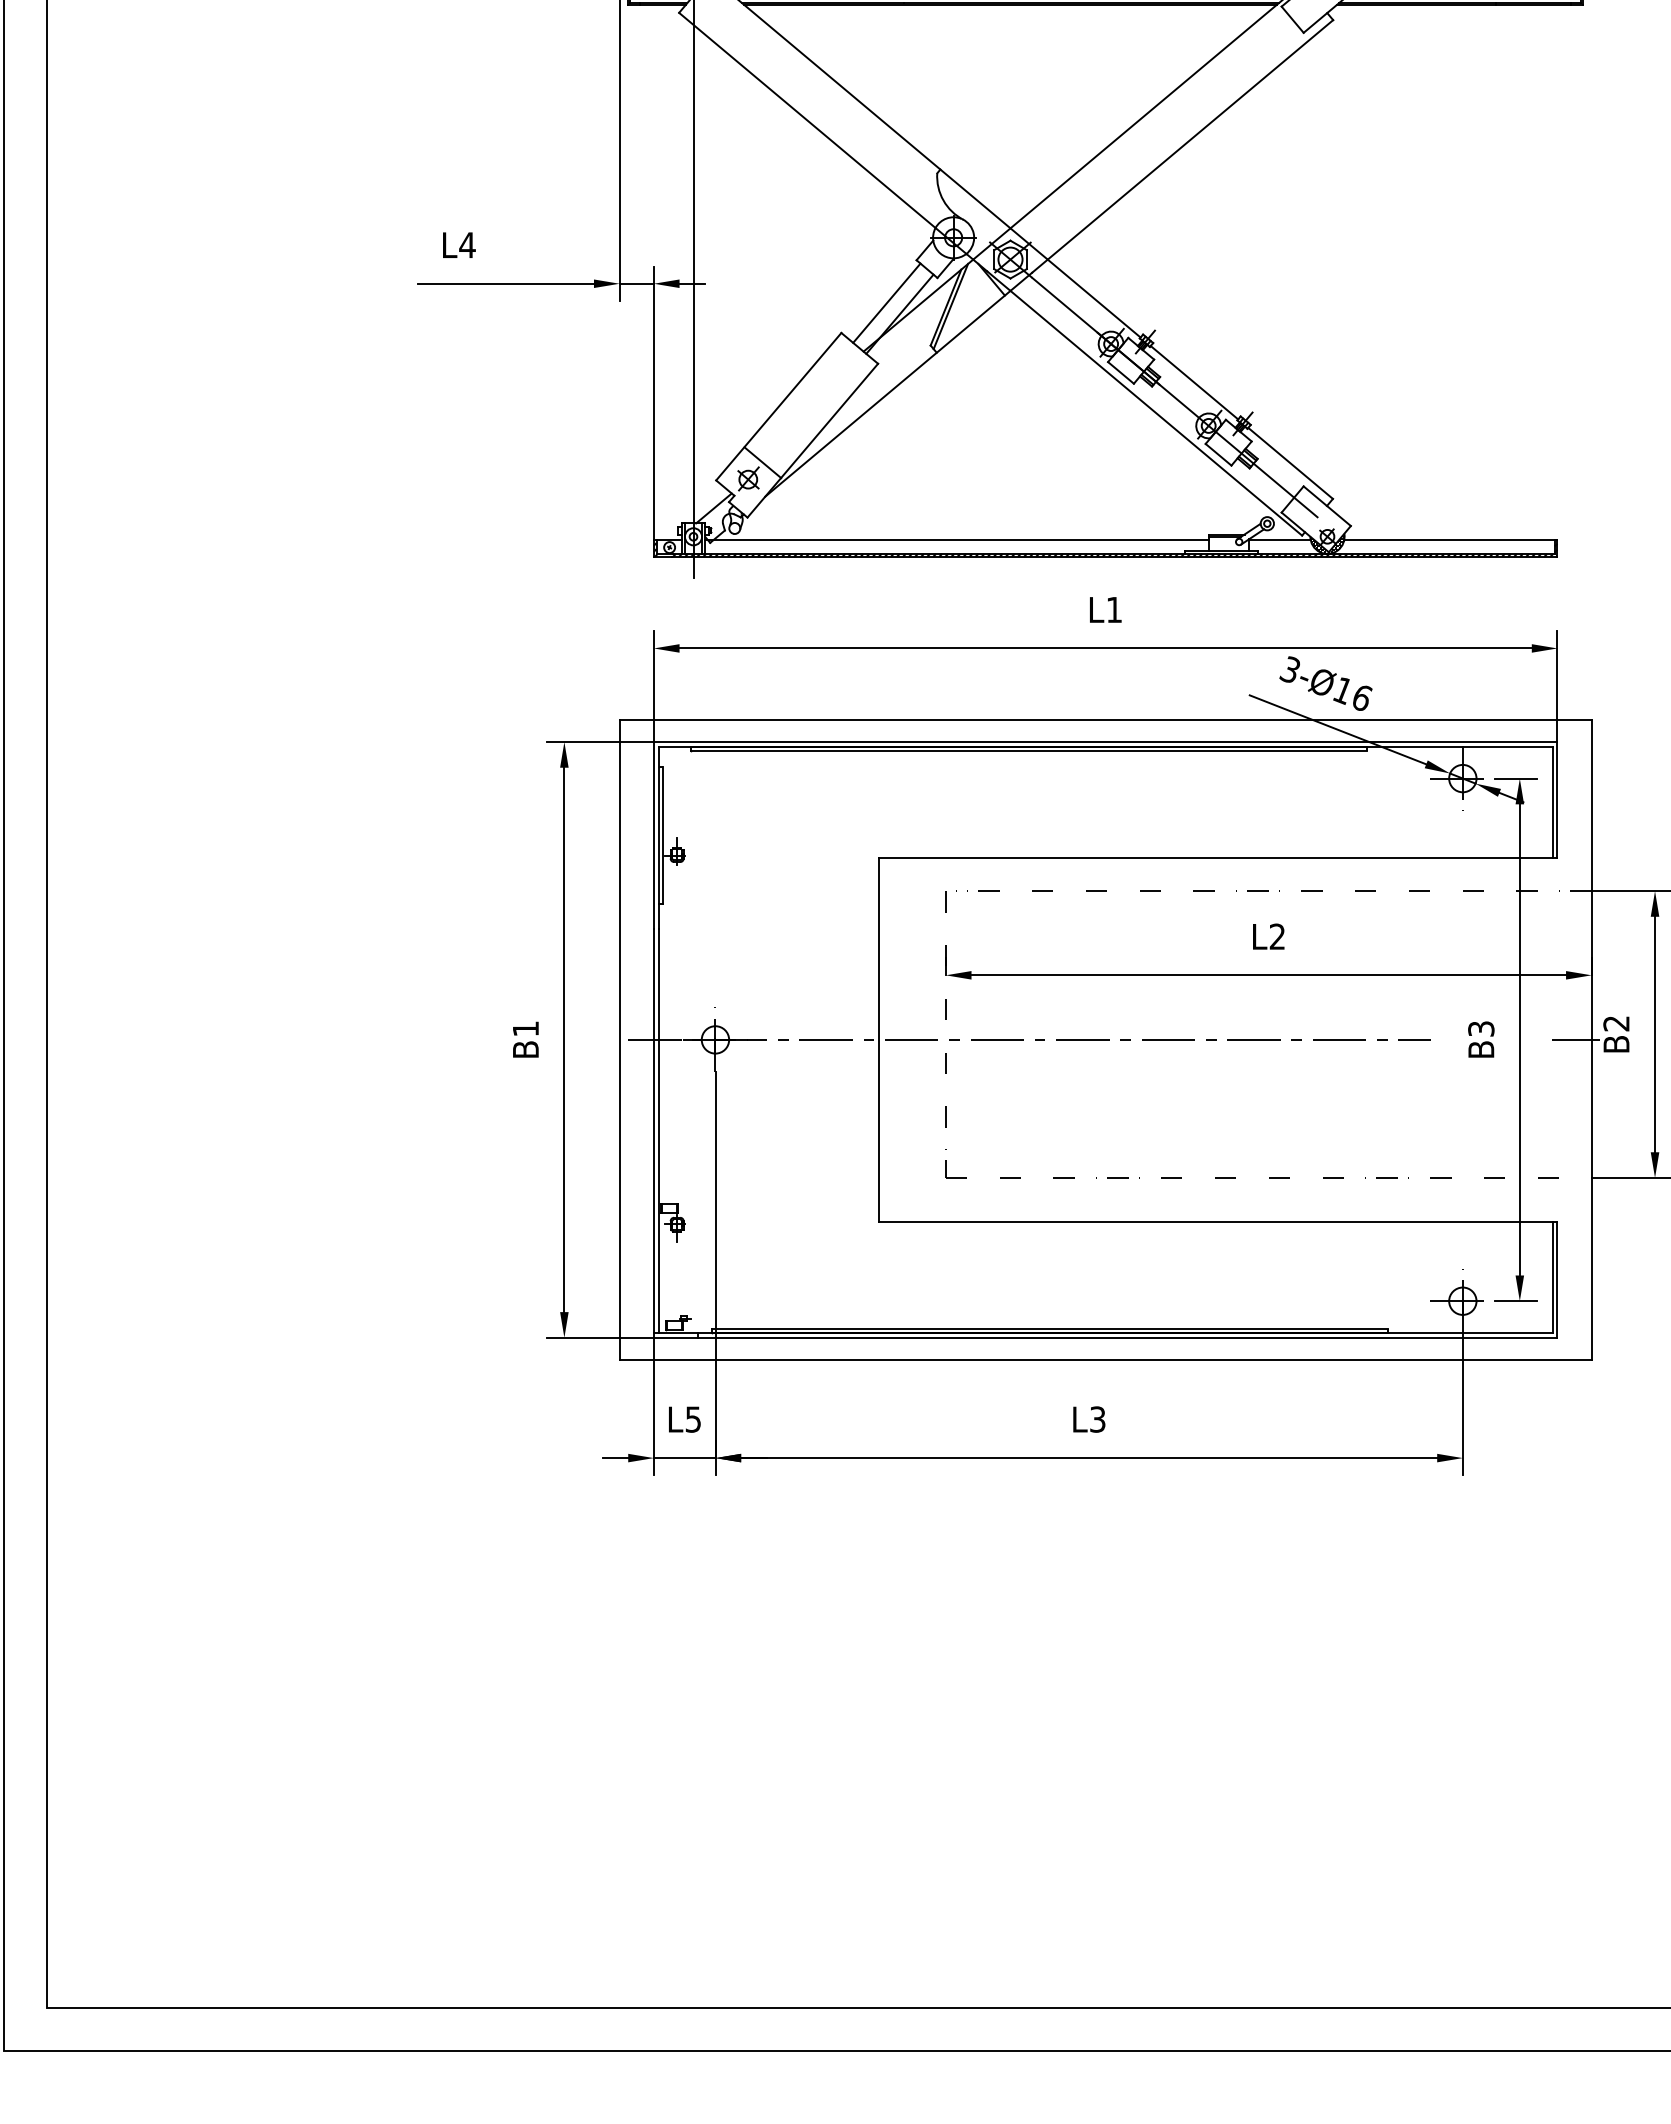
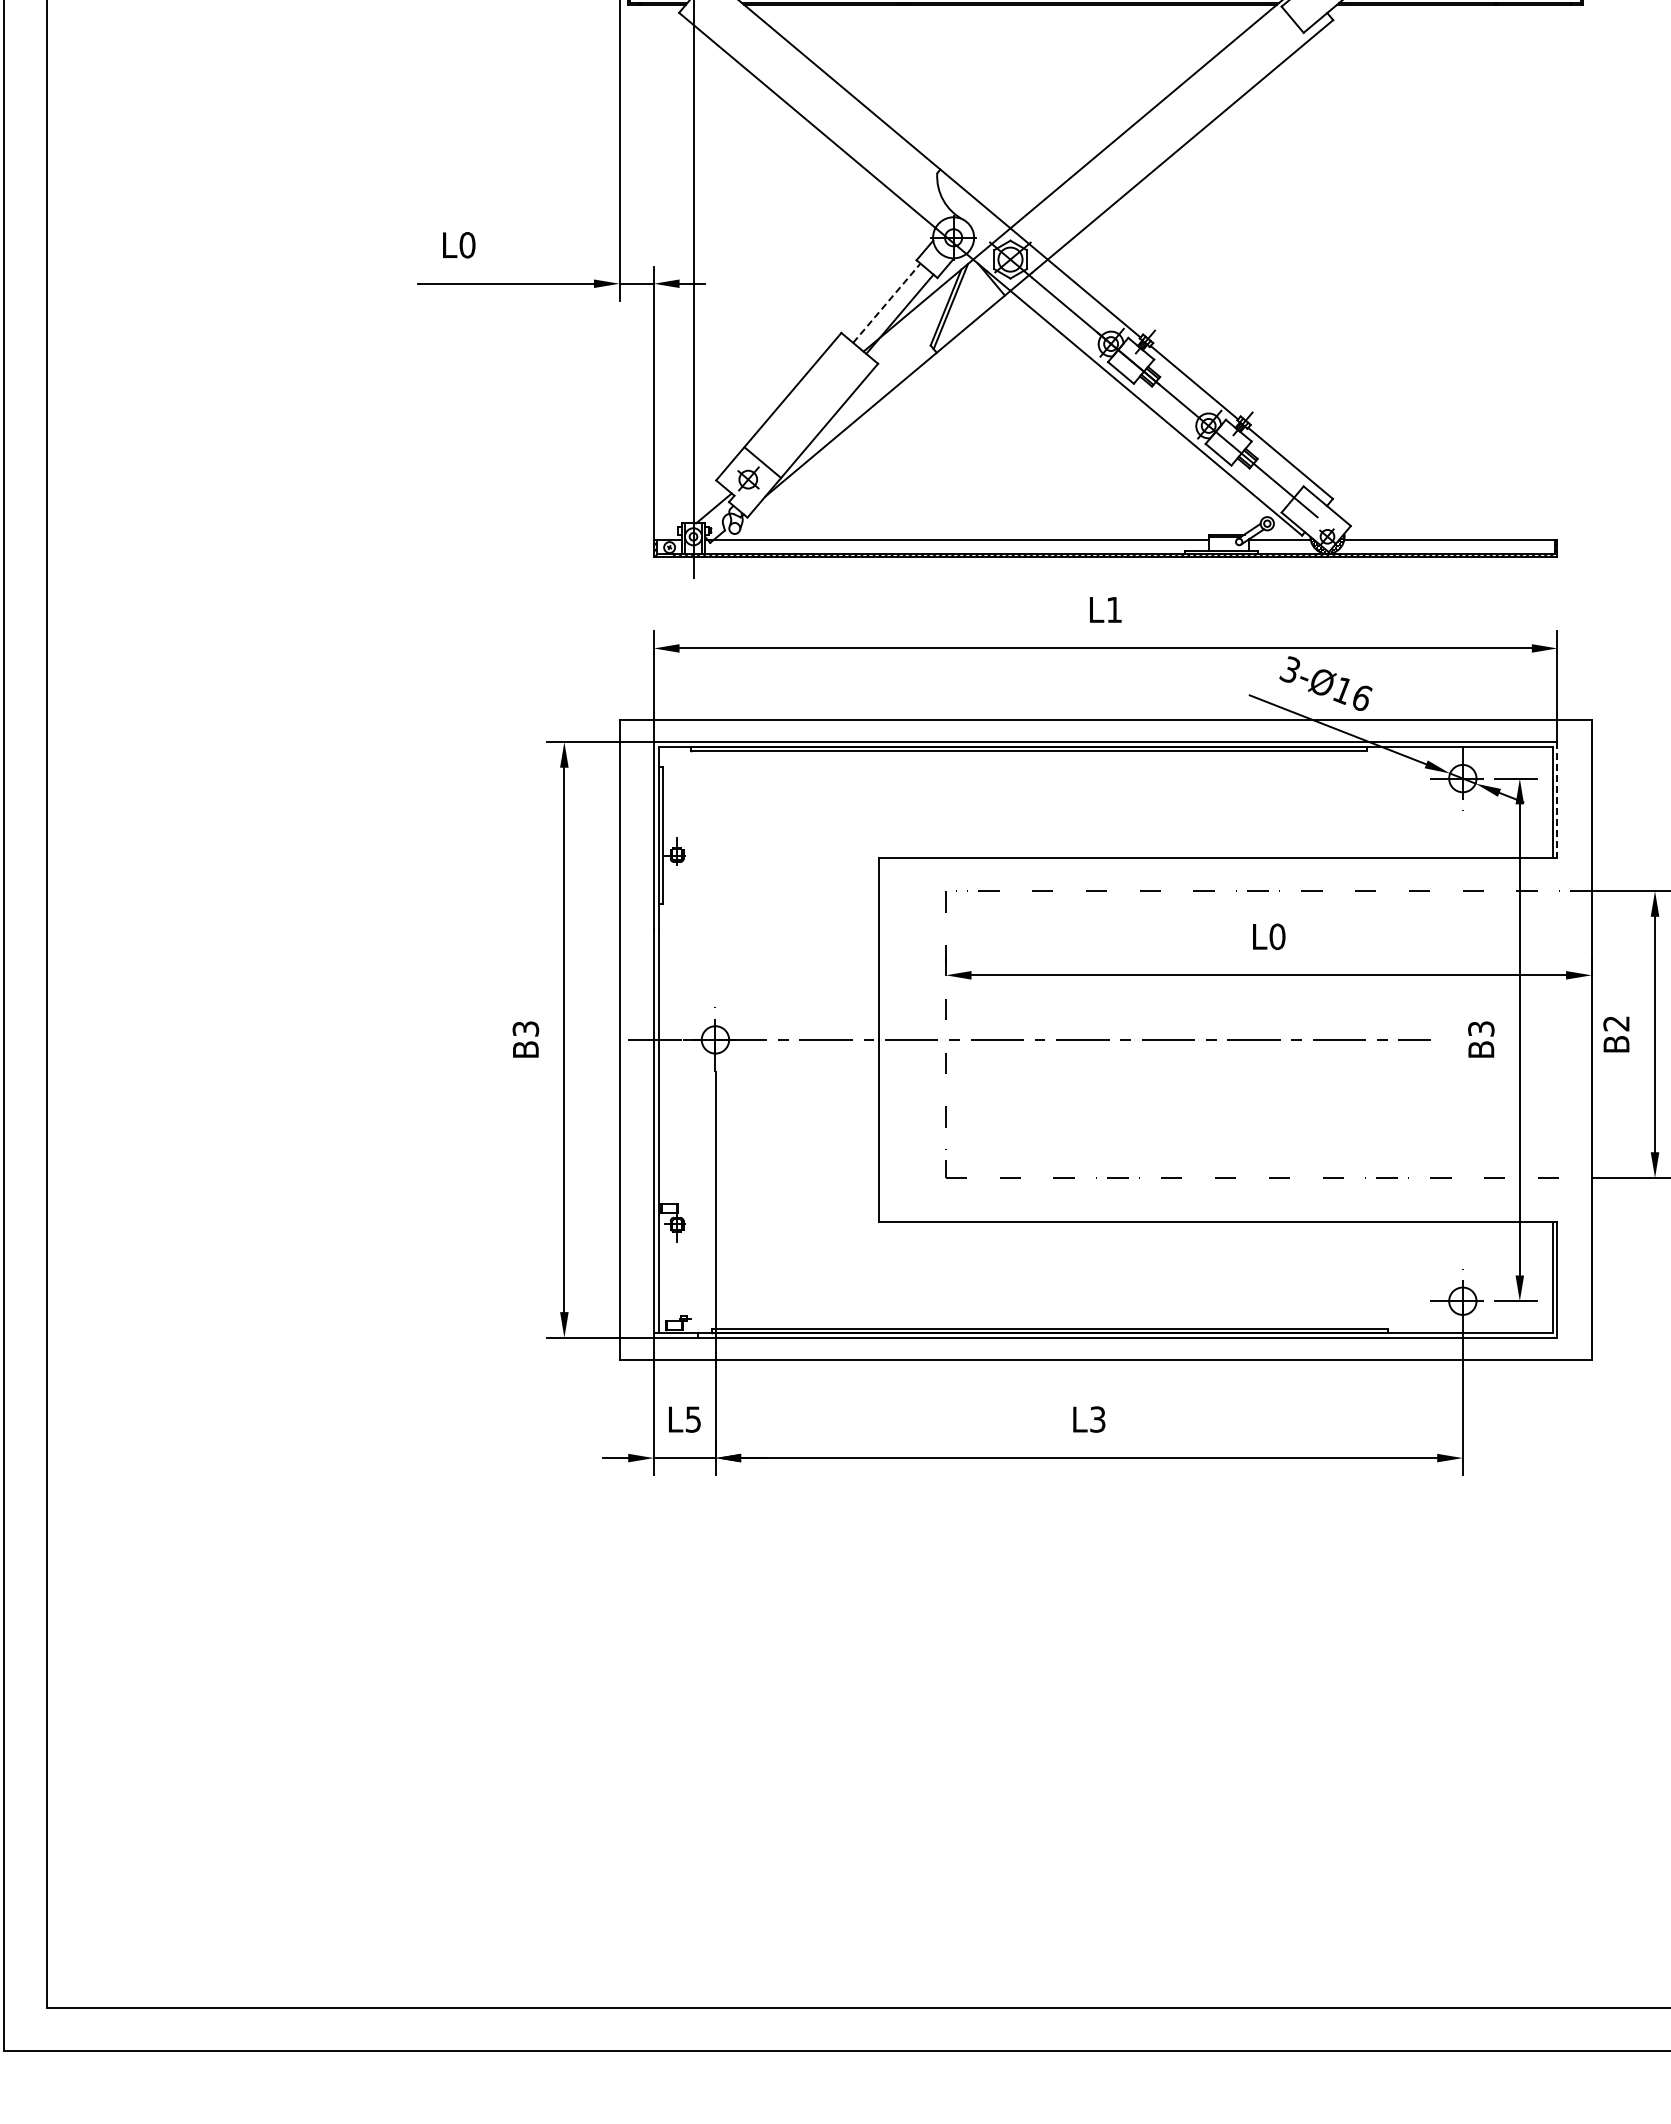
text: L4 -> L0 (467, 245)
line: solid -> dashed (887, 302)
line: solid -> dashed (1557, 800)
text: L2 -> L0 (1277, 936)
text: B1 -> B3 (525, 1028)
line: present -> none (1576, 1039)
